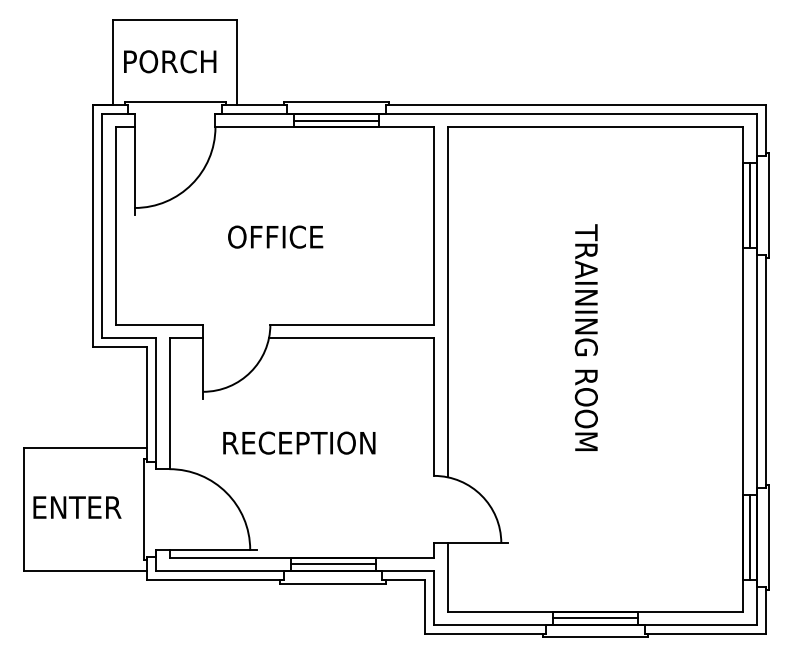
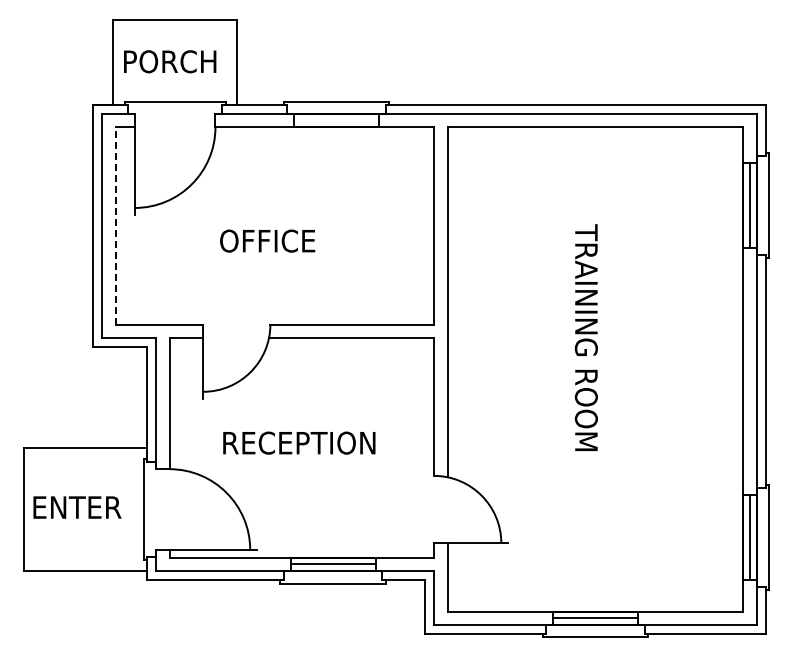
line: present -> none (336, 120)
line: solid -> dashed (115, 225)
text position: (275, 236) -> (267, 240) (267, 240)
